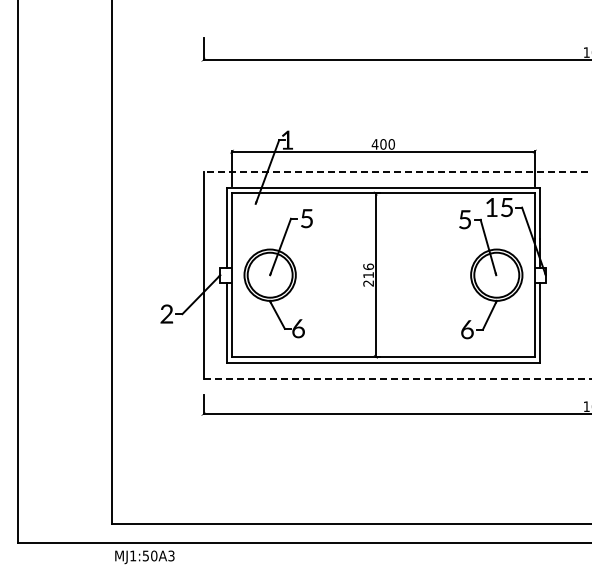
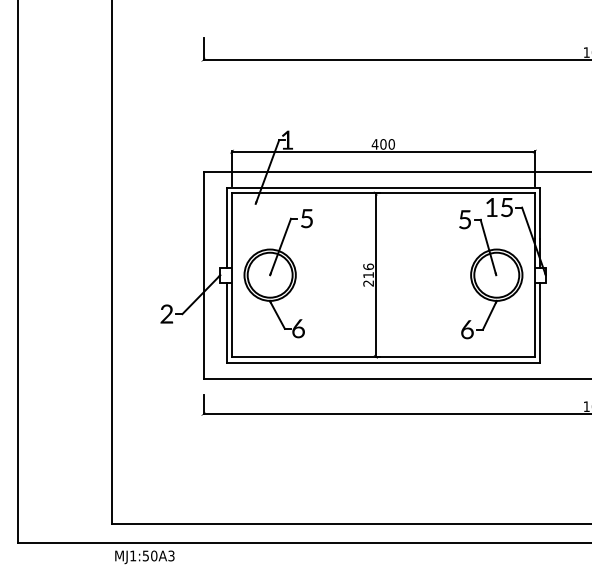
line: dashed -> solid (397, 171)
line: dashed -> solid (397, 378)
